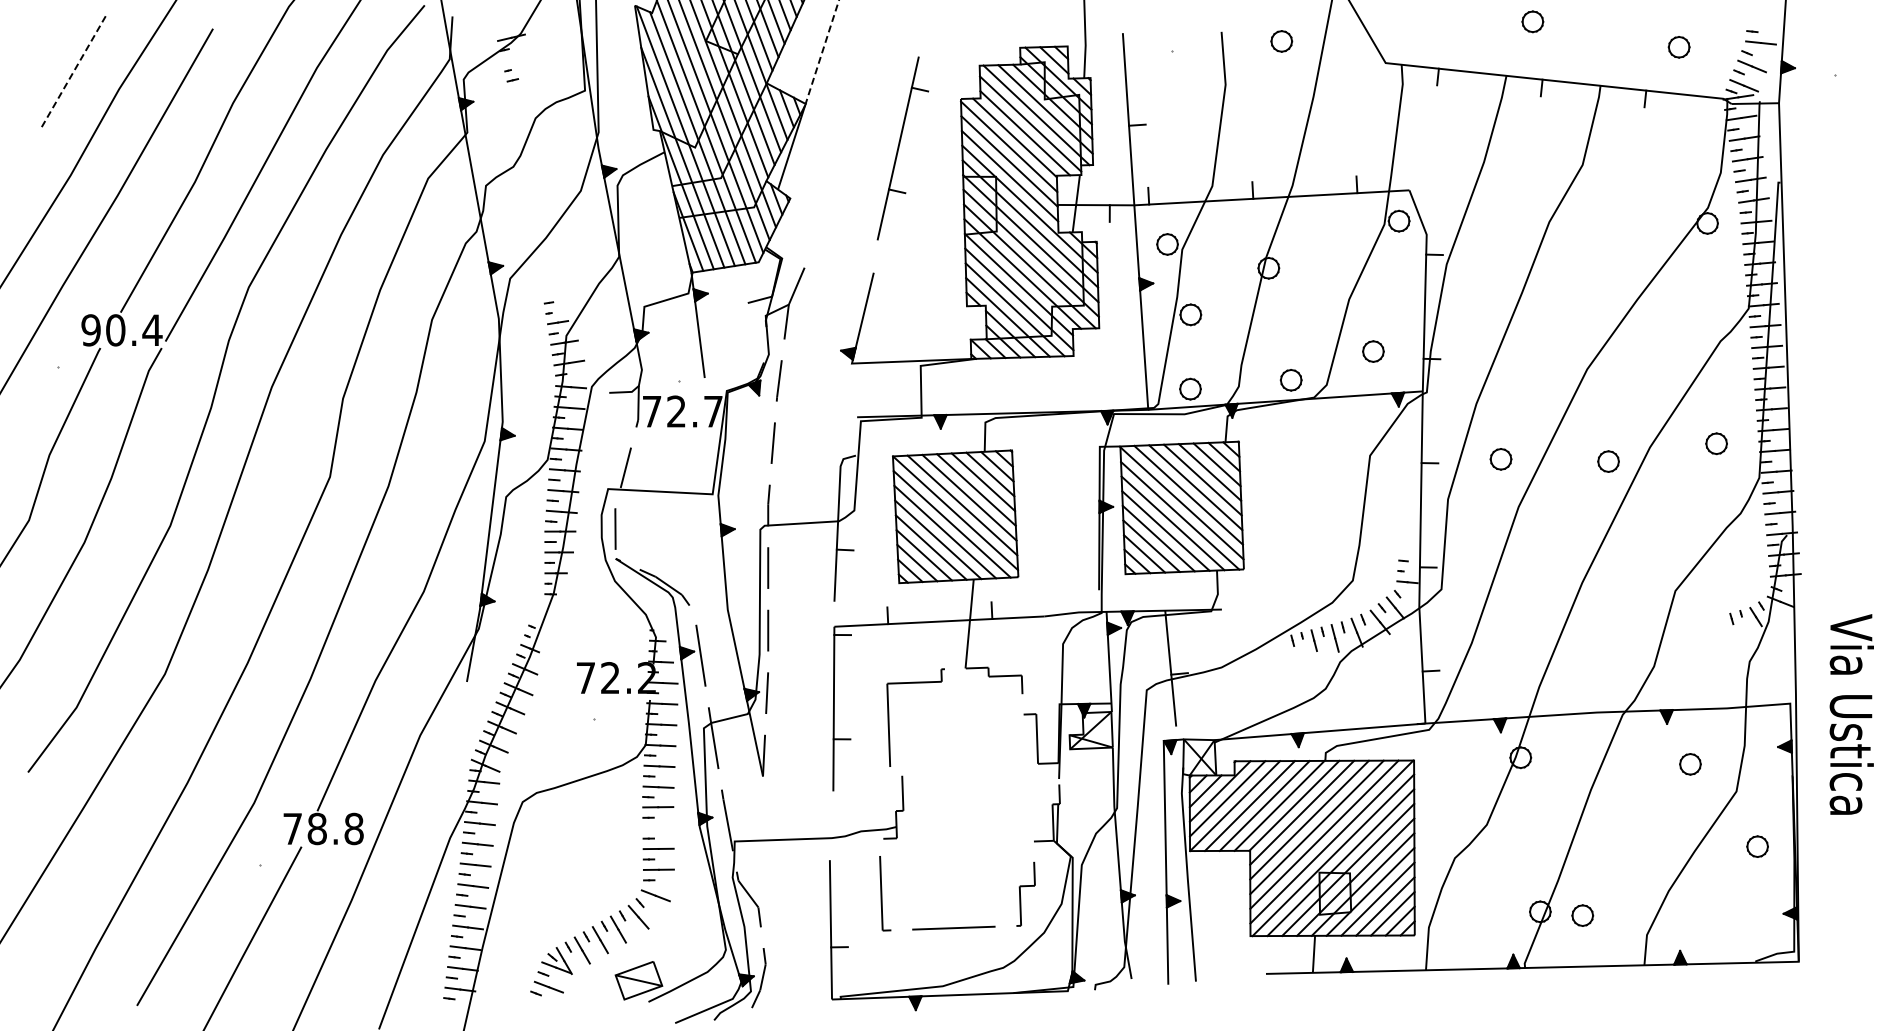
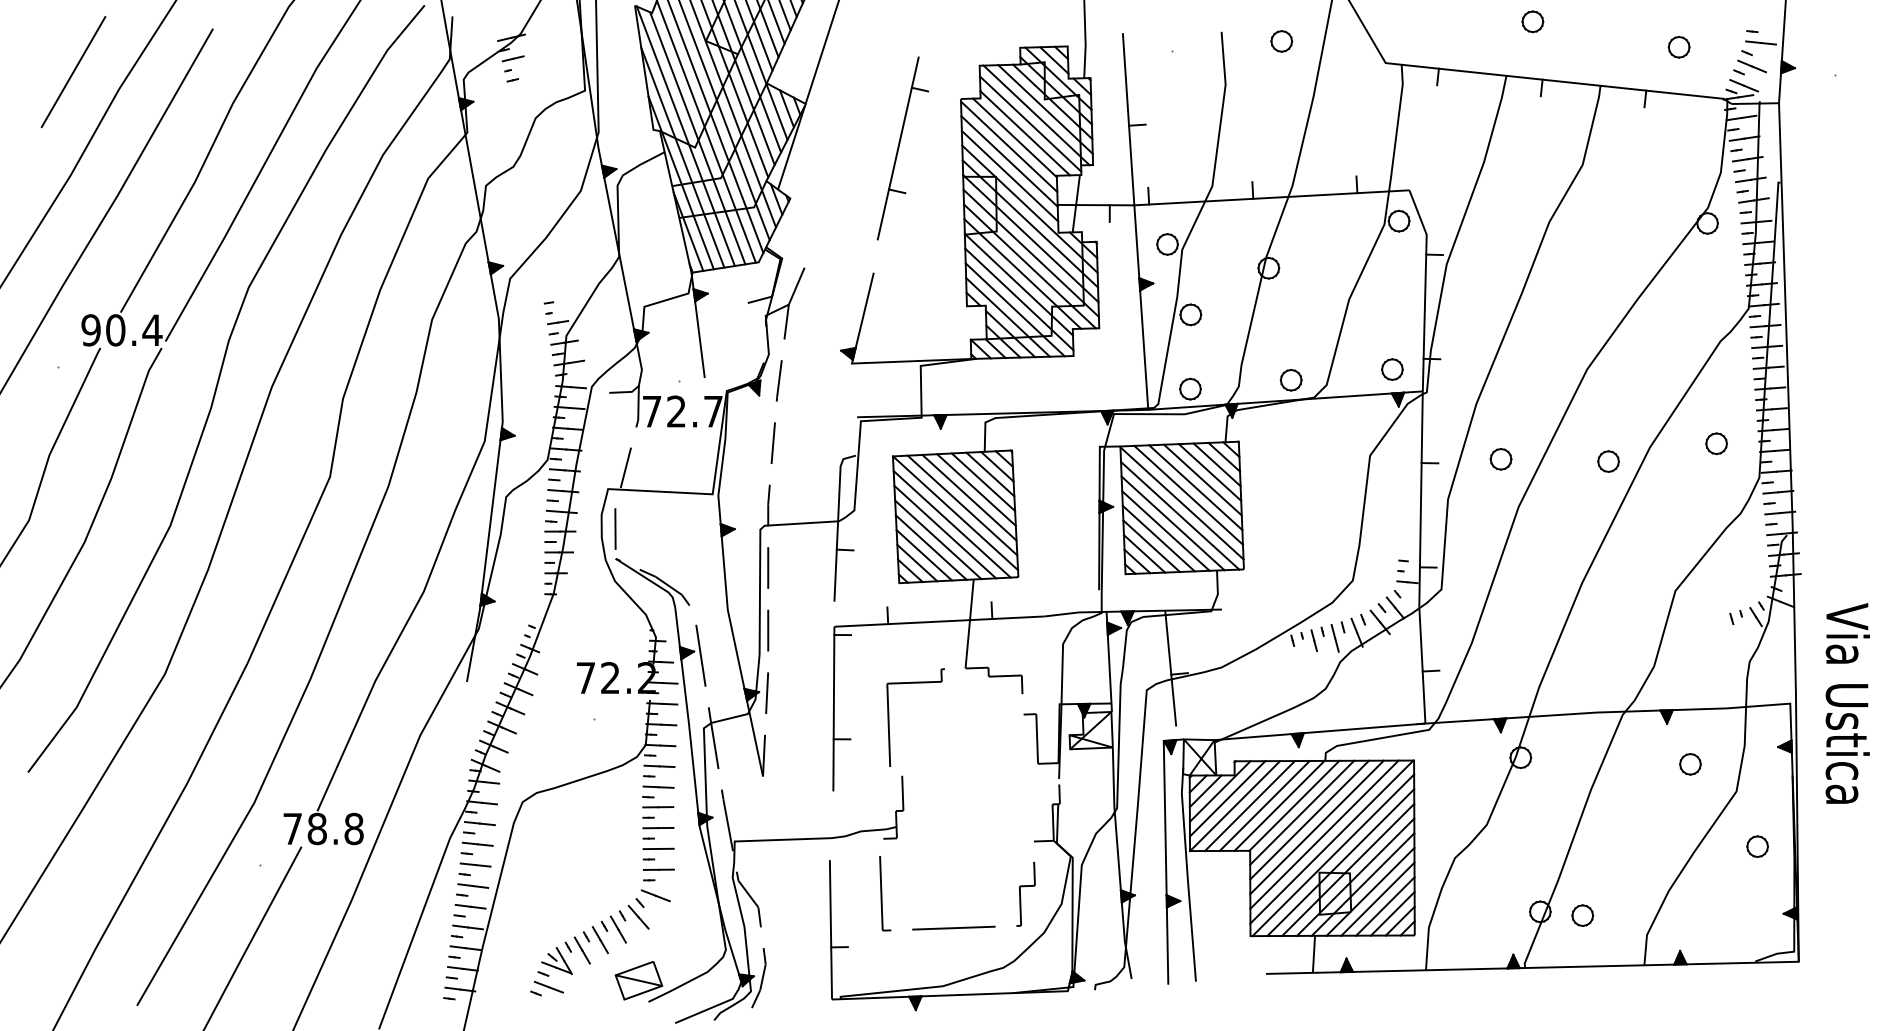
line: dashed -> solid (822, 52)
line: none -> present (512, 58)
line: dashed -> solid (73, 72)
part position: (1373, 351) -> (1392, 369) (1392, 369)
text position: (1851, 714) -> (1847, 703) (1847, 703)
line: none -> present (658, 828)
